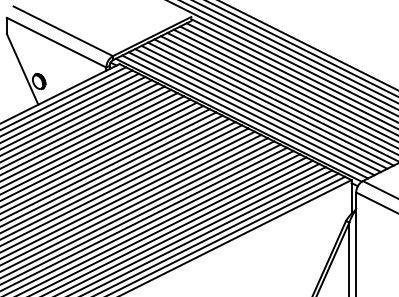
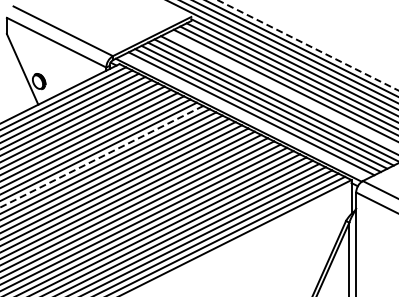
line: solid -> dashed (307, 45)
line: present -> none (281, 89)
line: present -> none (245, 116)
line: solid -> dashed (101, 156)
